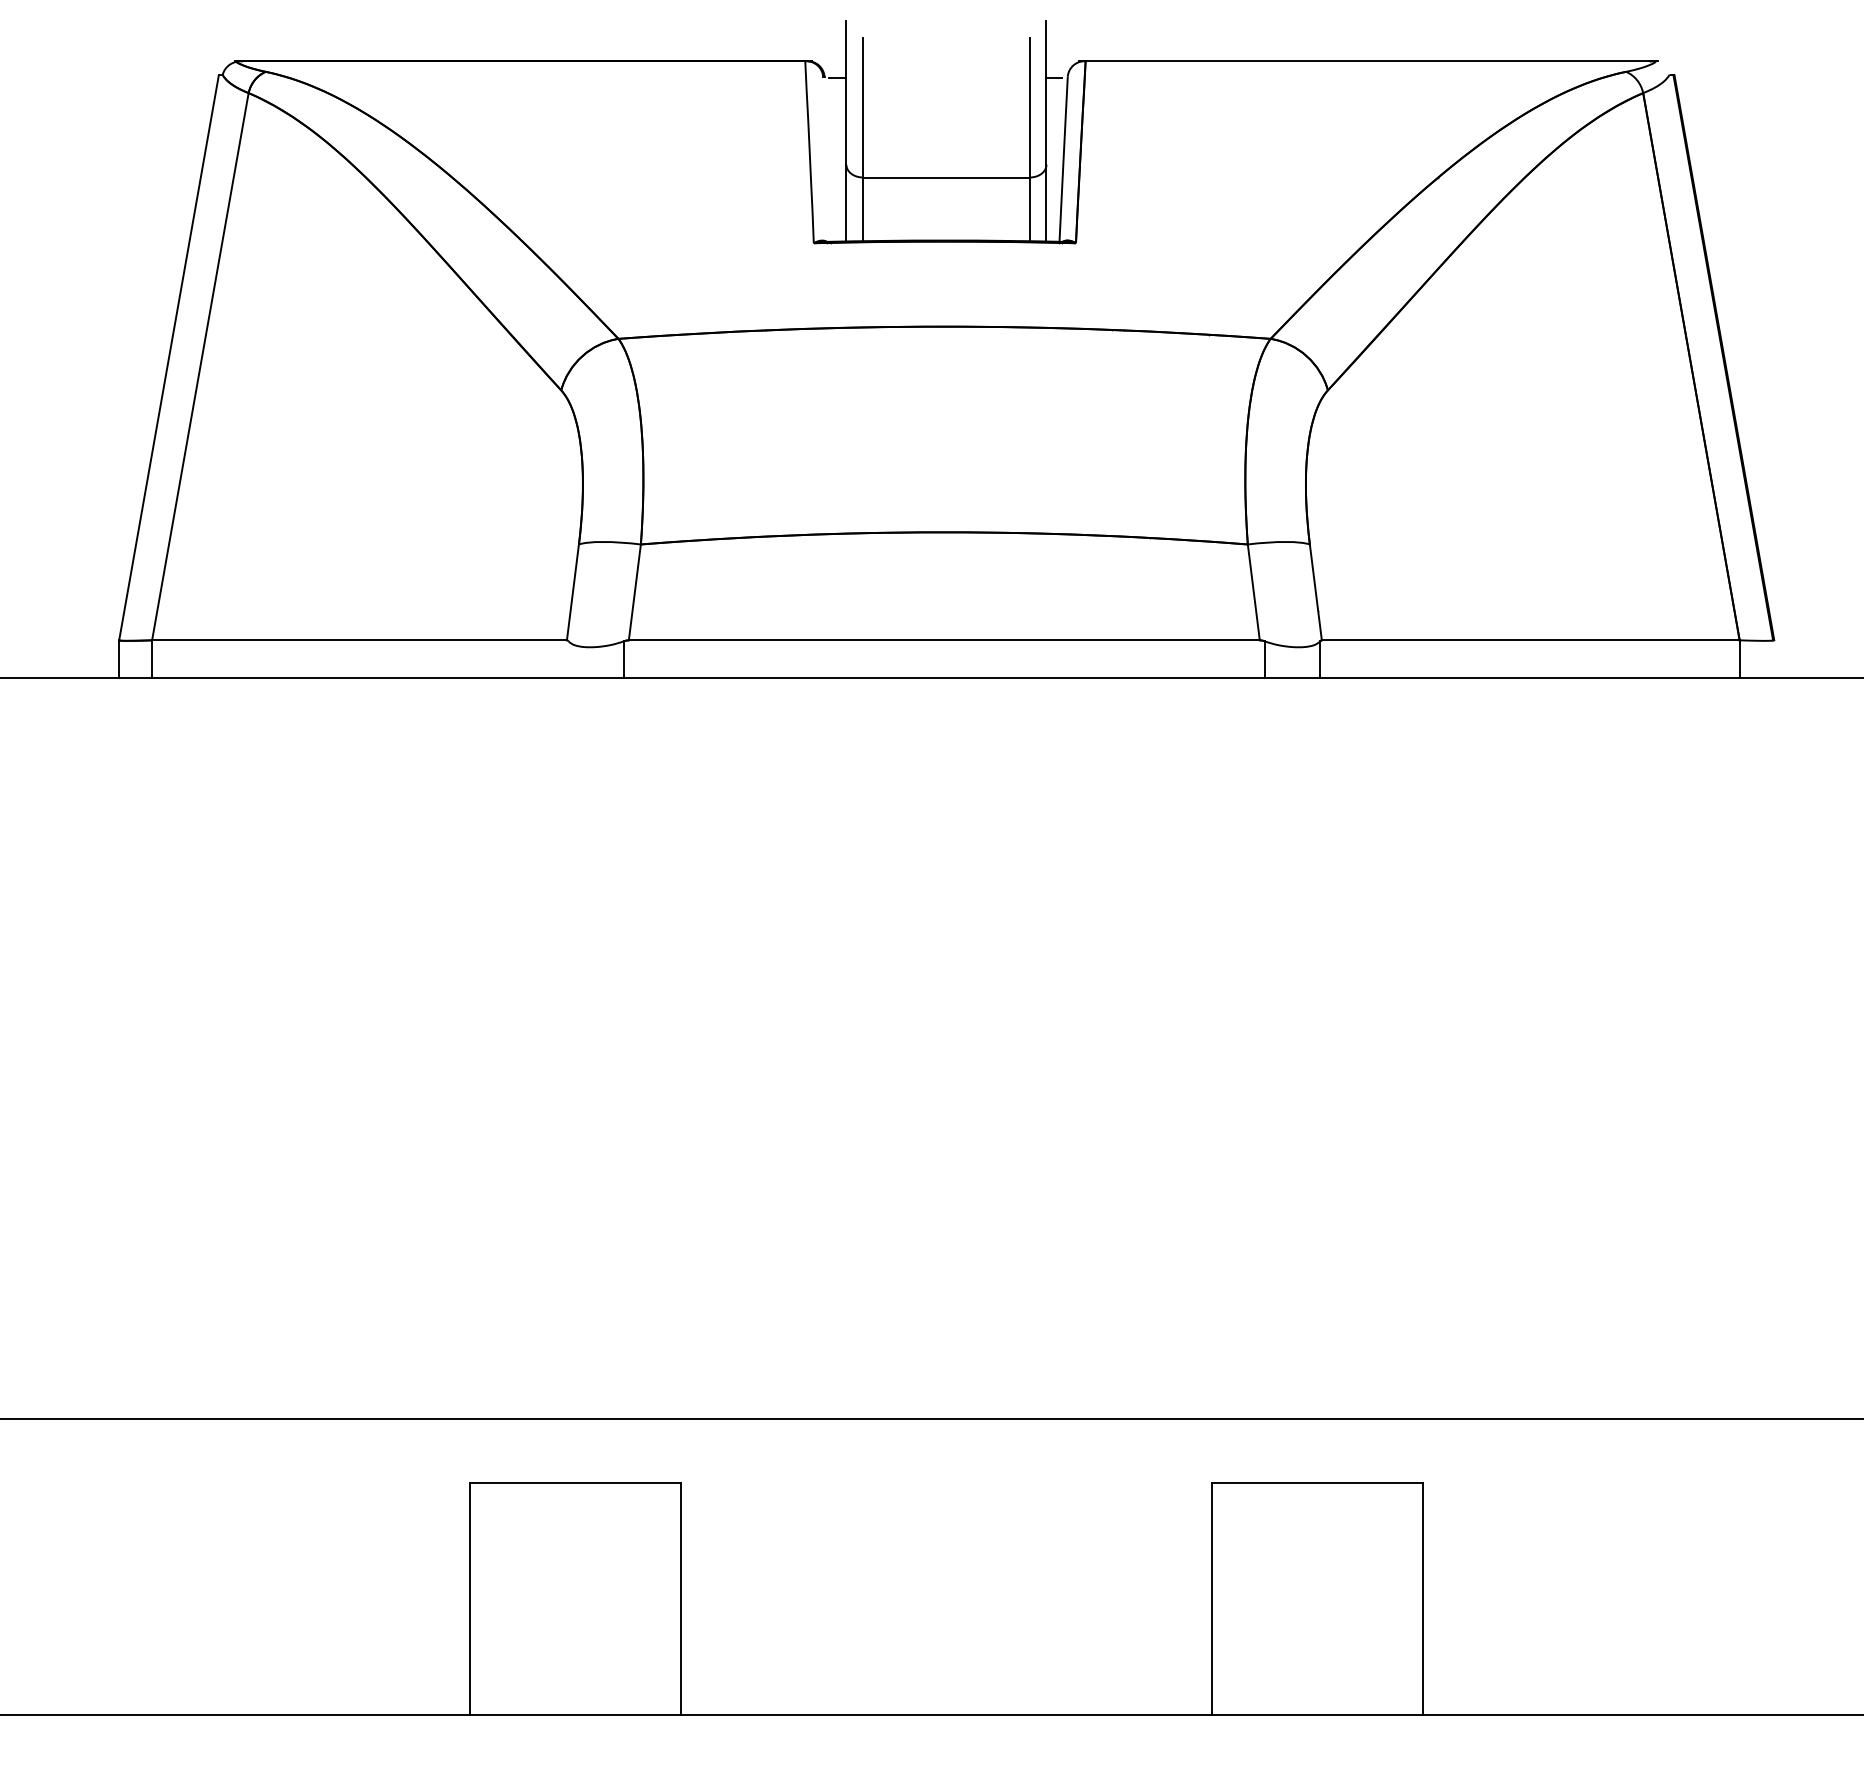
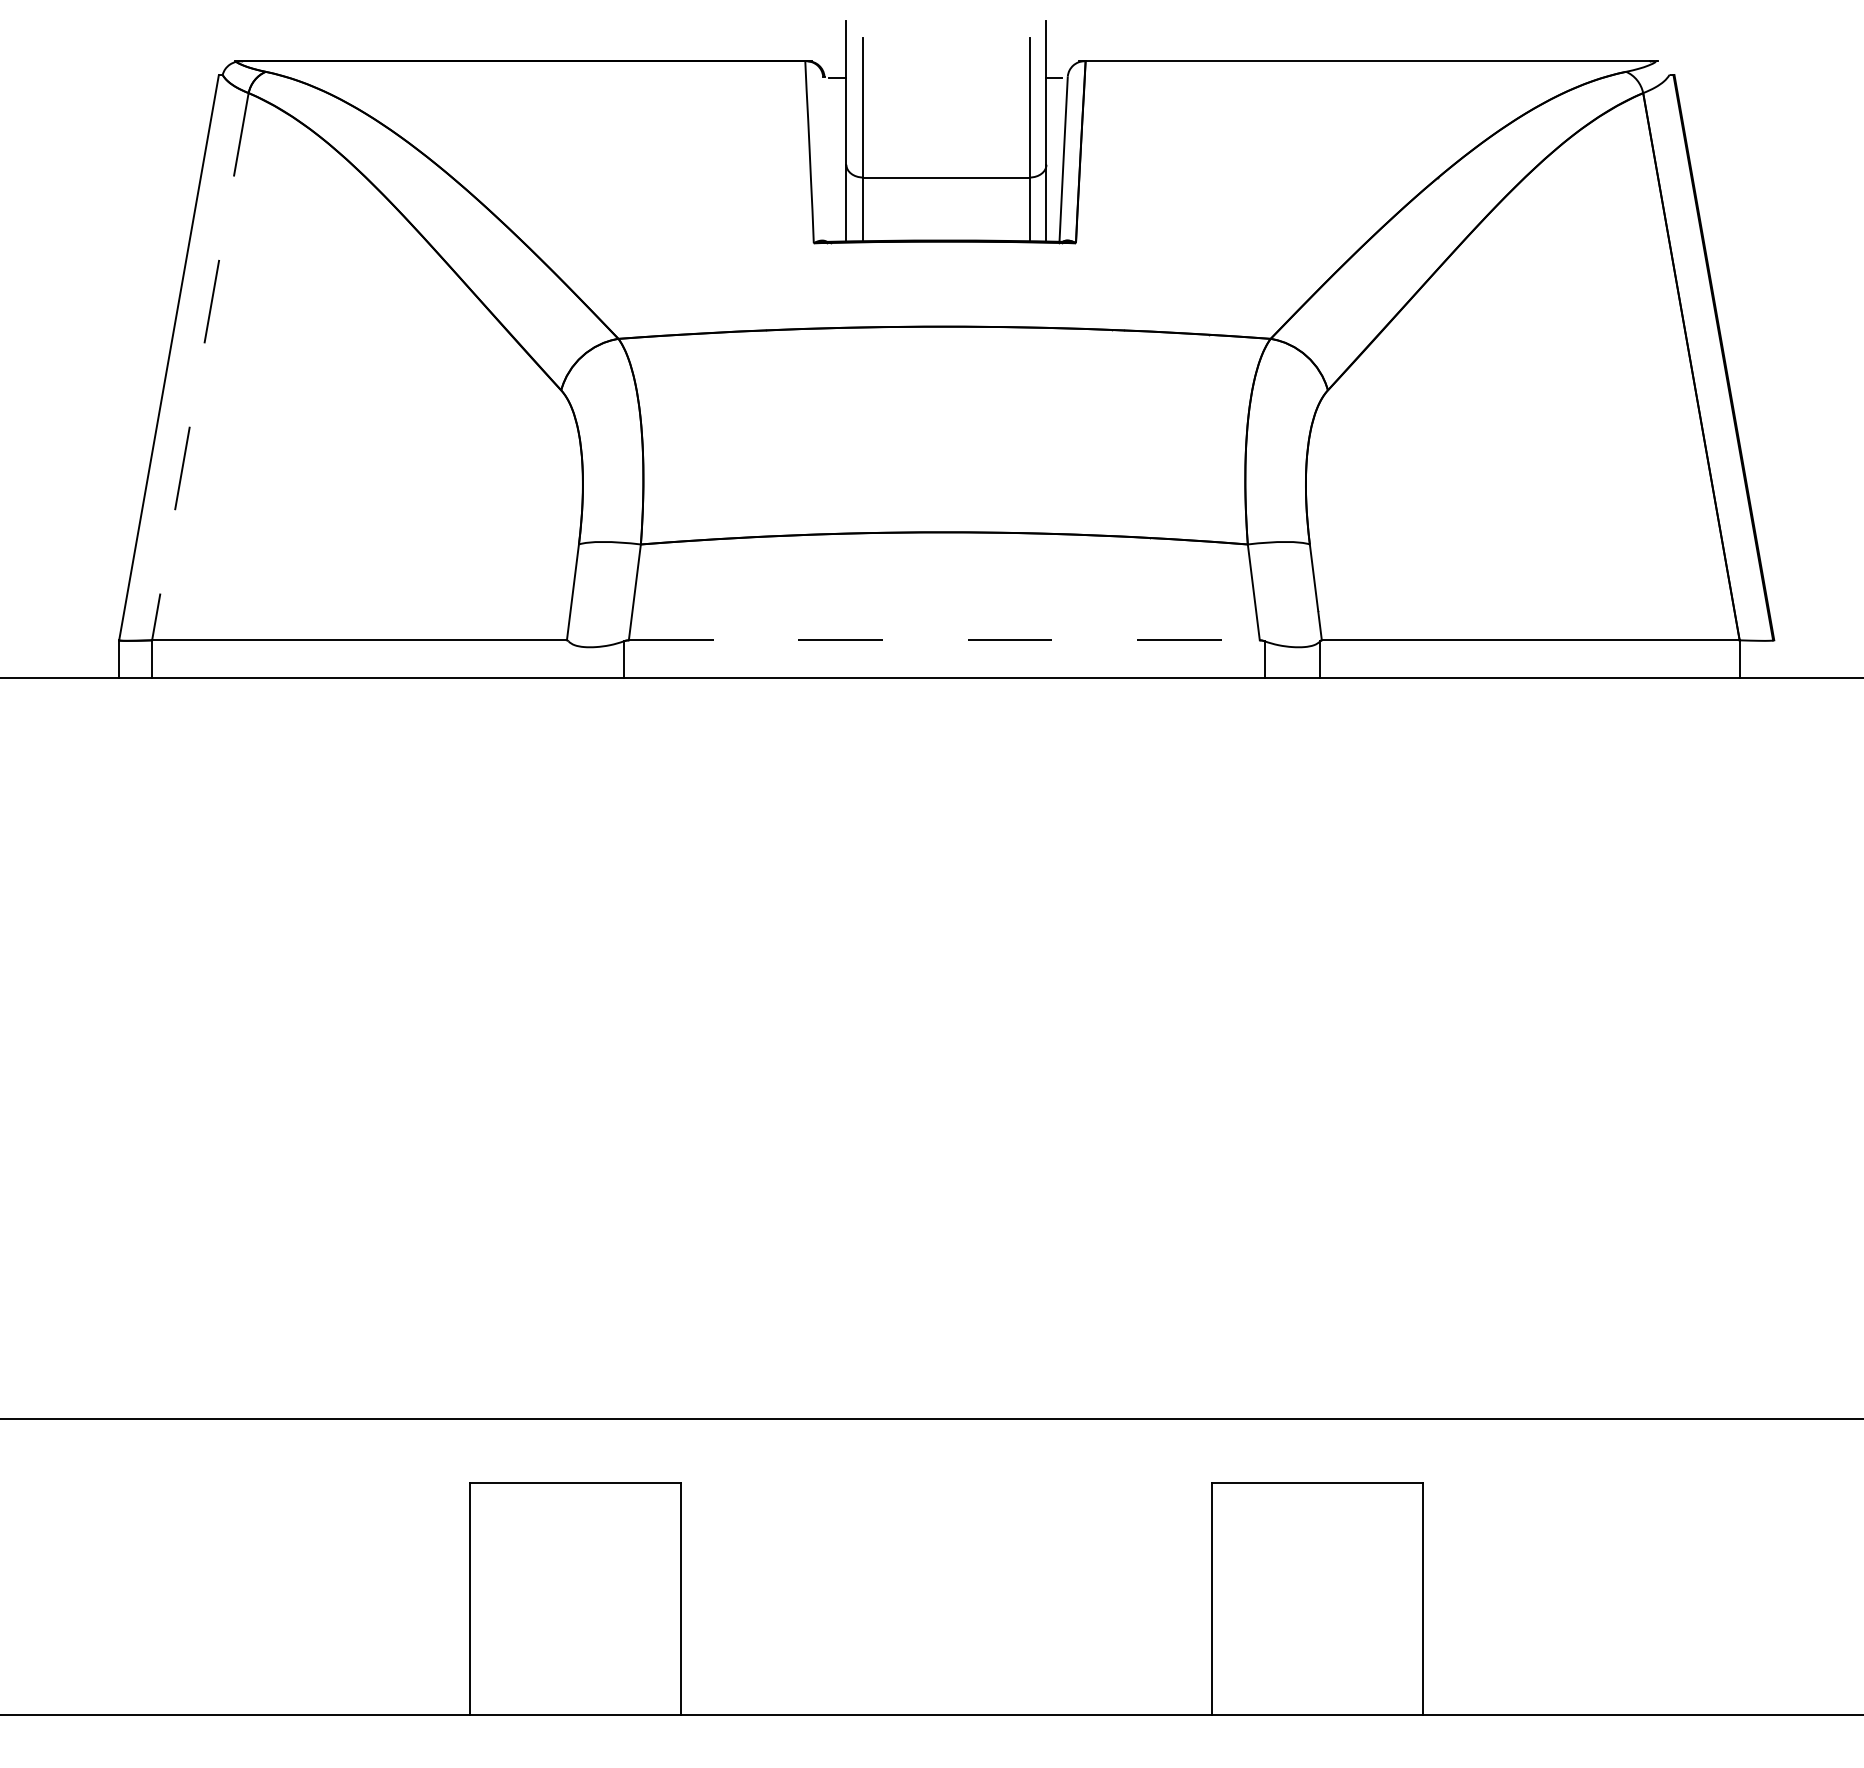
line: solid -> dashed (200, 366)
line: solid -> dashed (944, 640)
